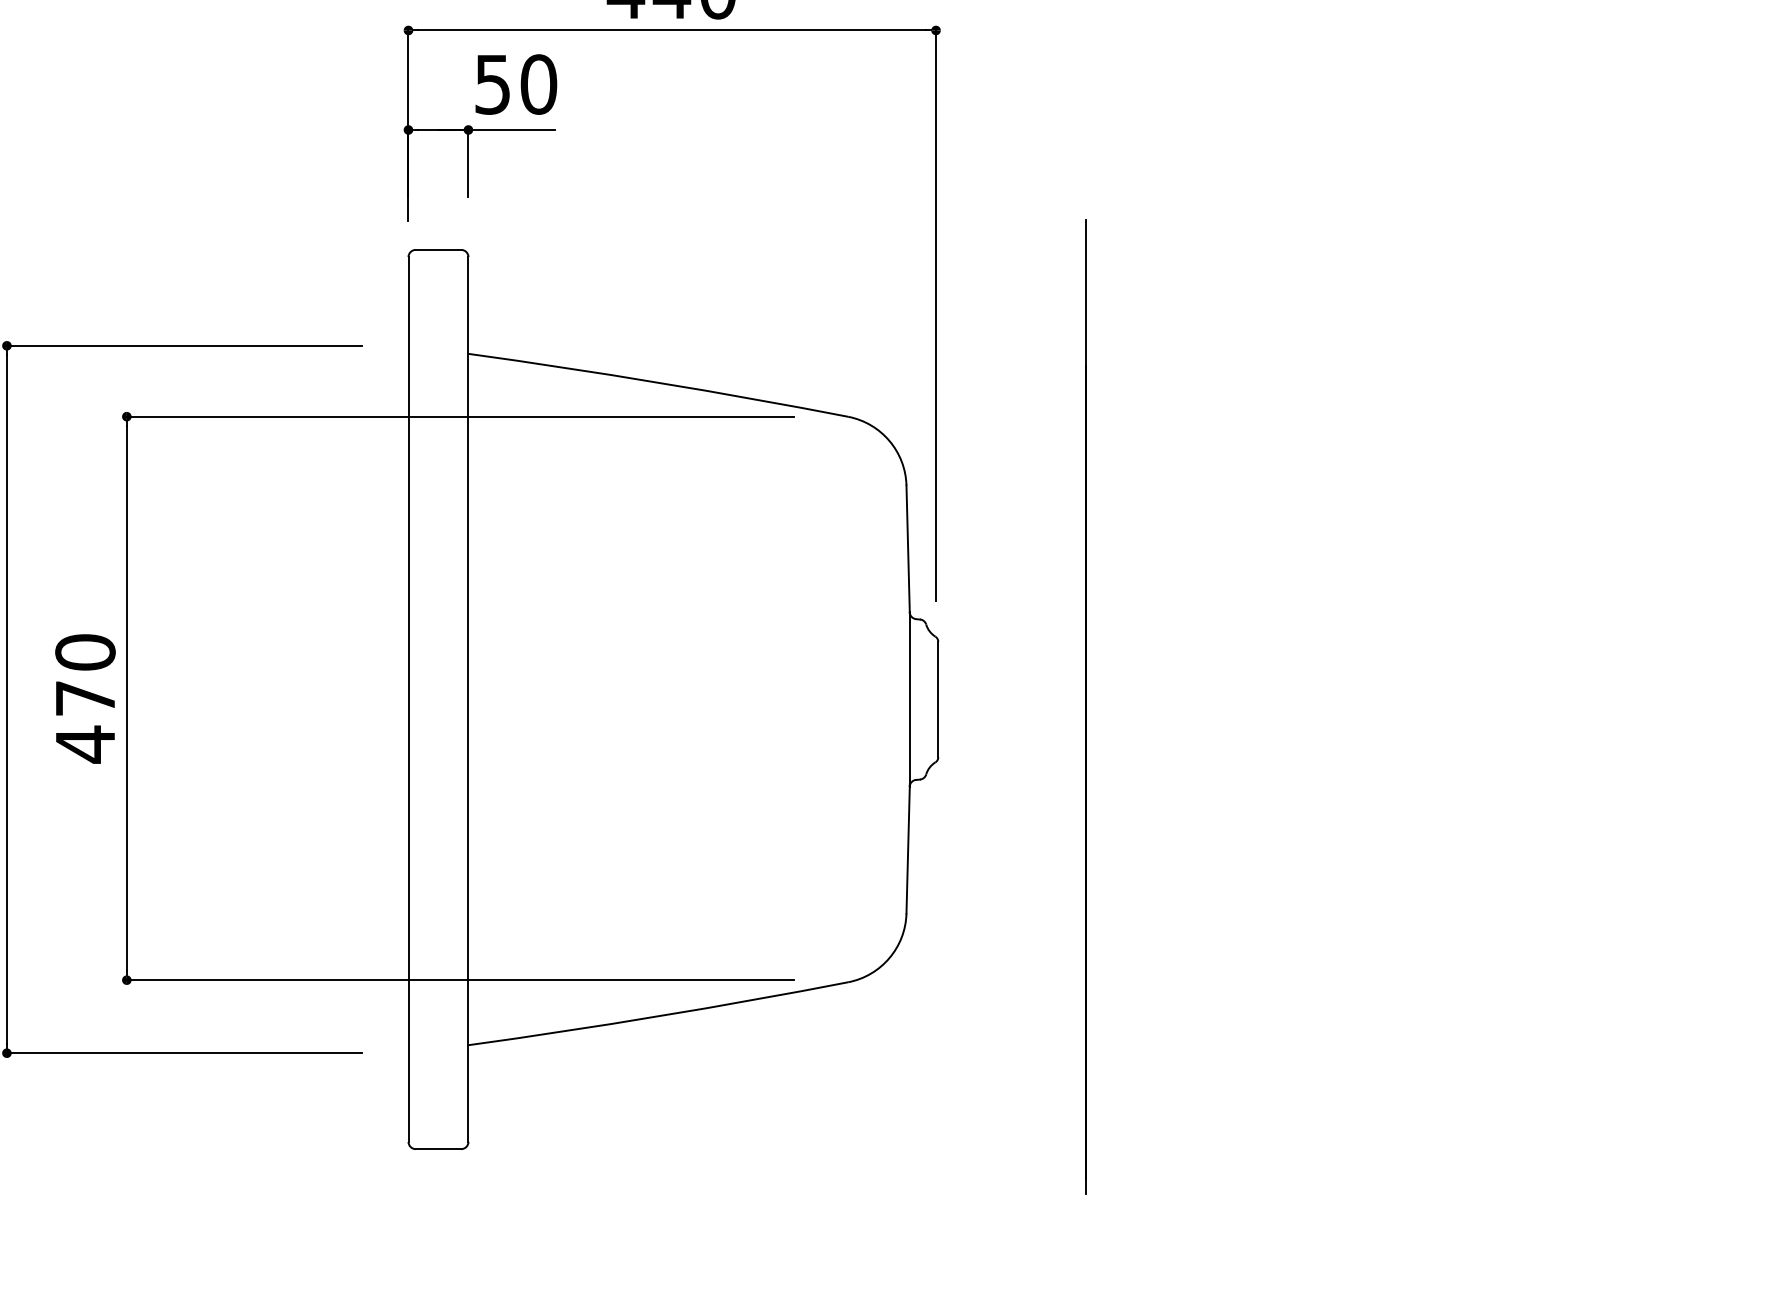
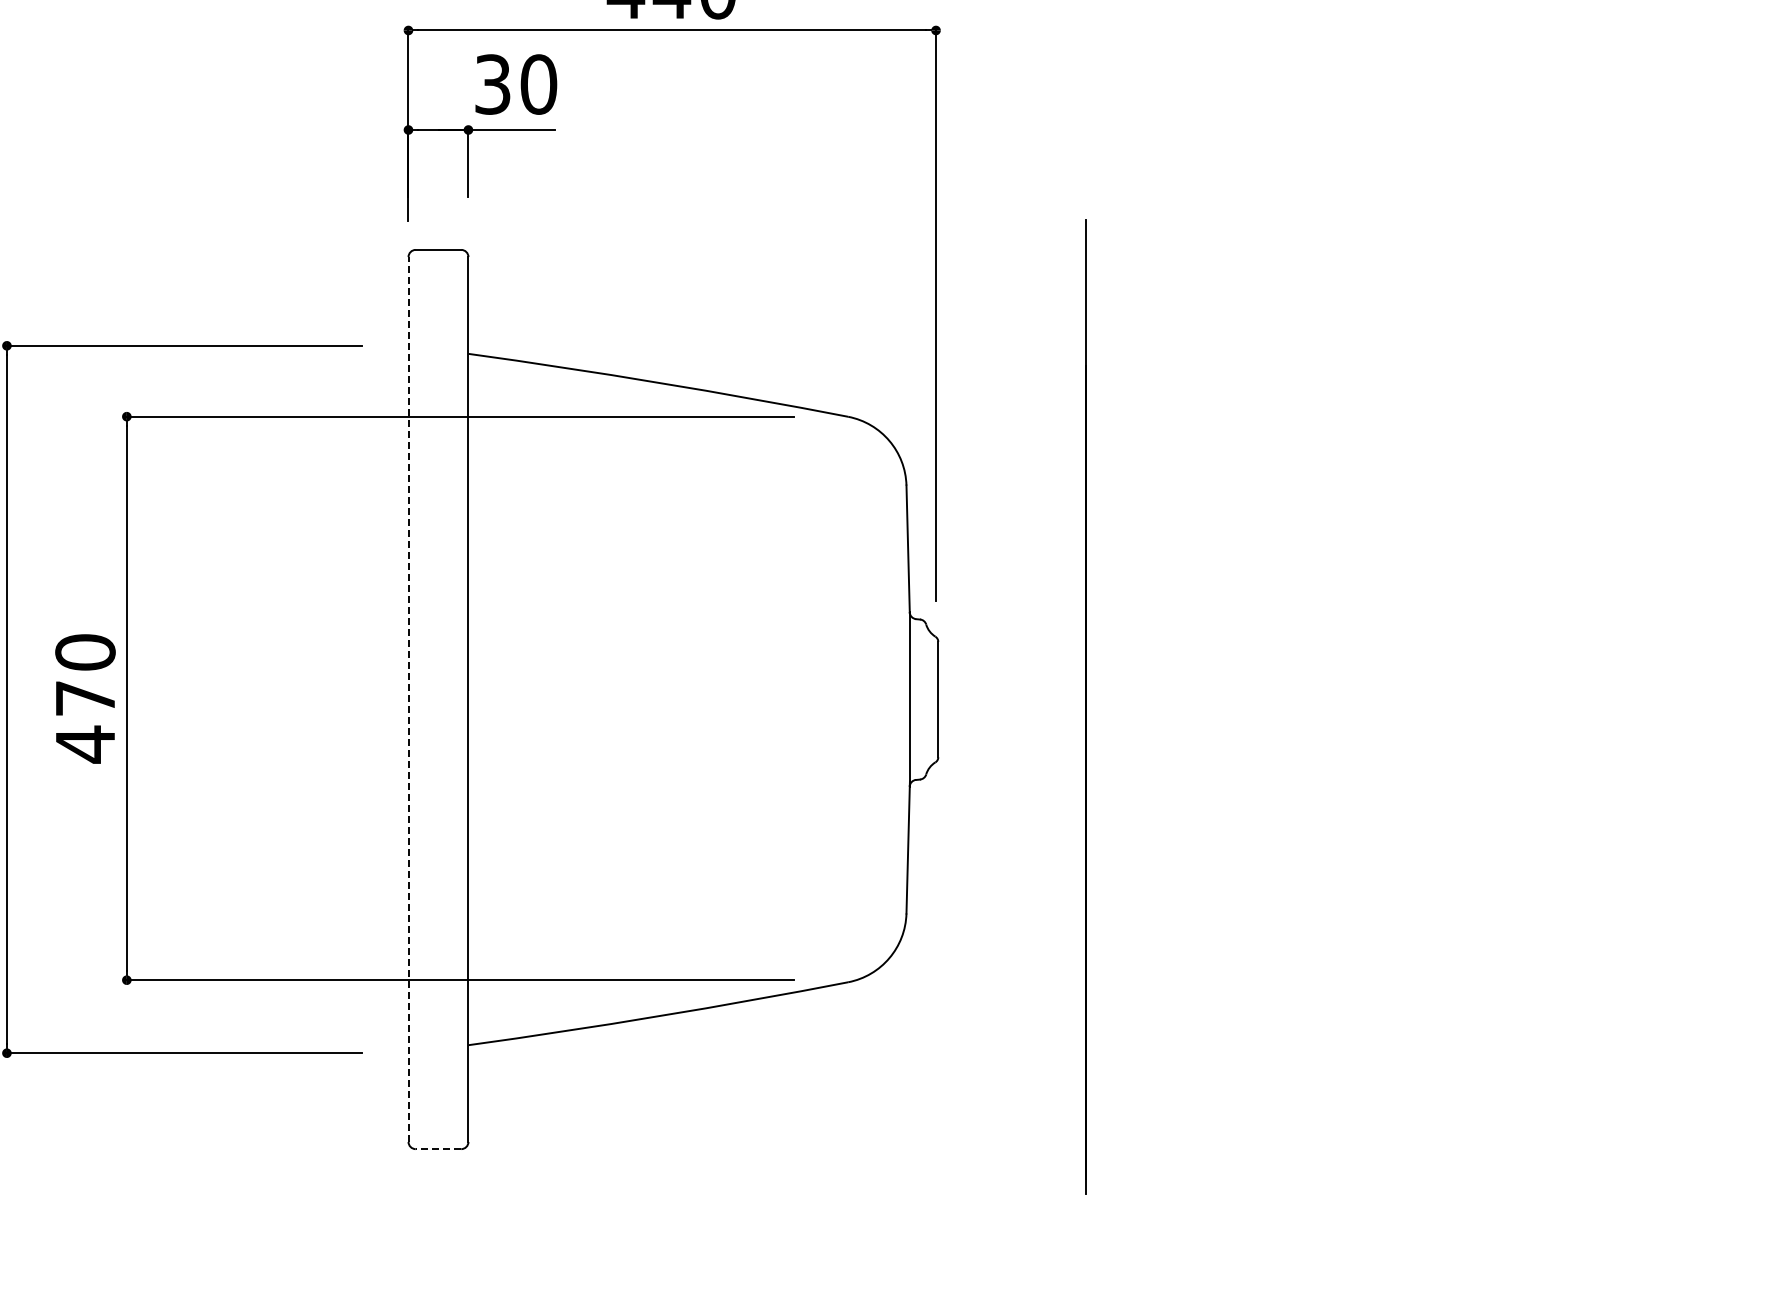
text: 50 -> 30 (492, 84)
line: solid -> dashed (408, 699)
line: solid -> dashed (438, 1149)
